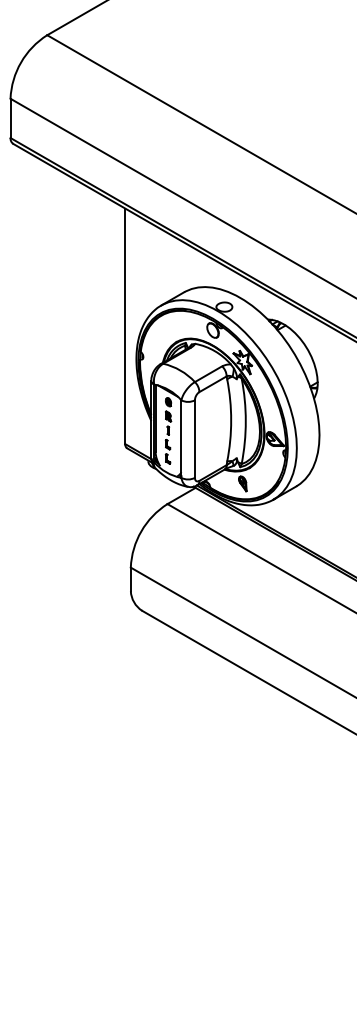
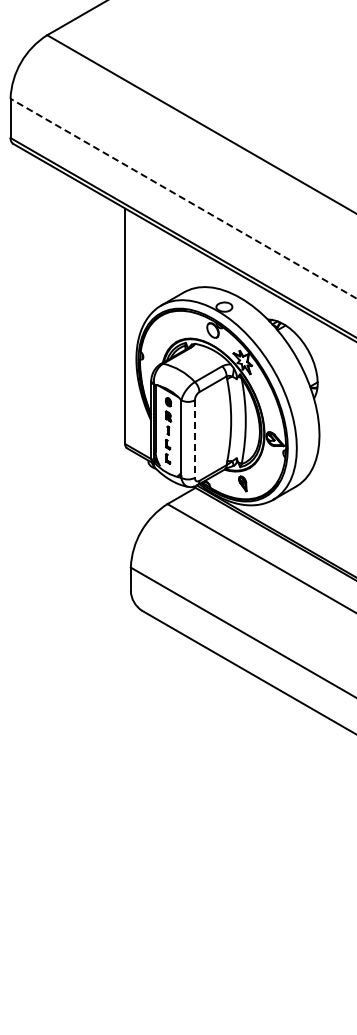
line: solid -> dashed (183, 198)
line: solid -> dashed (194, 439)
